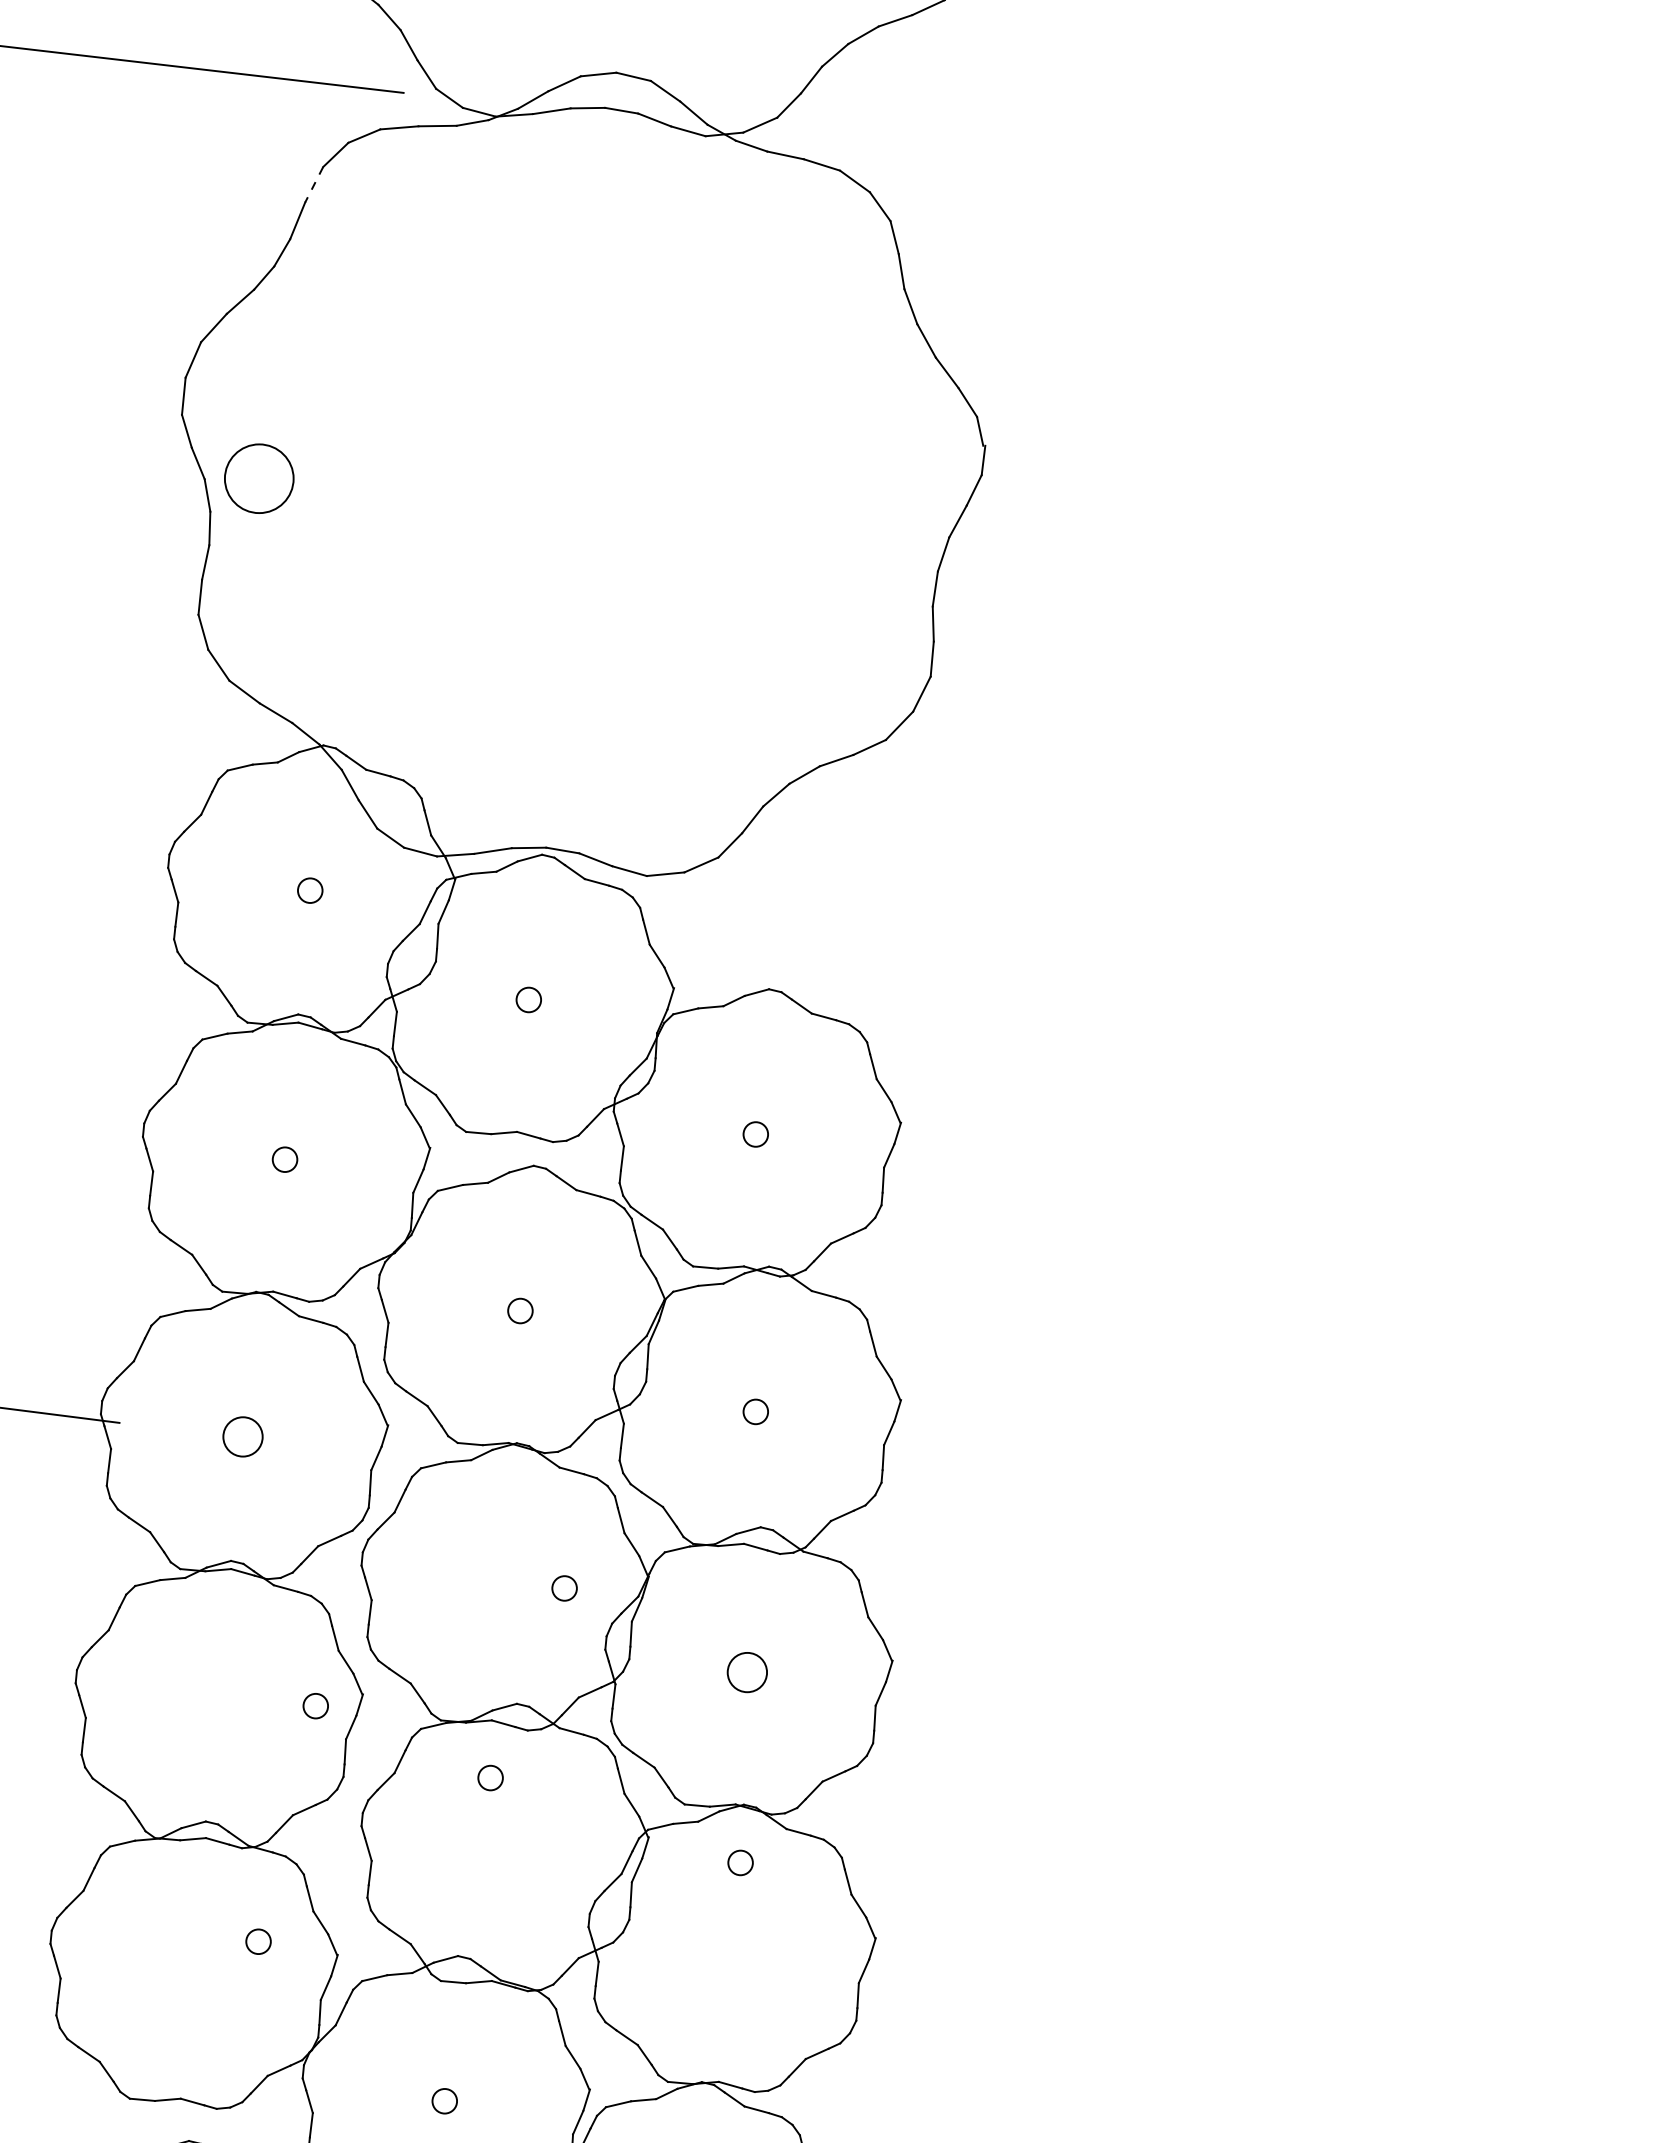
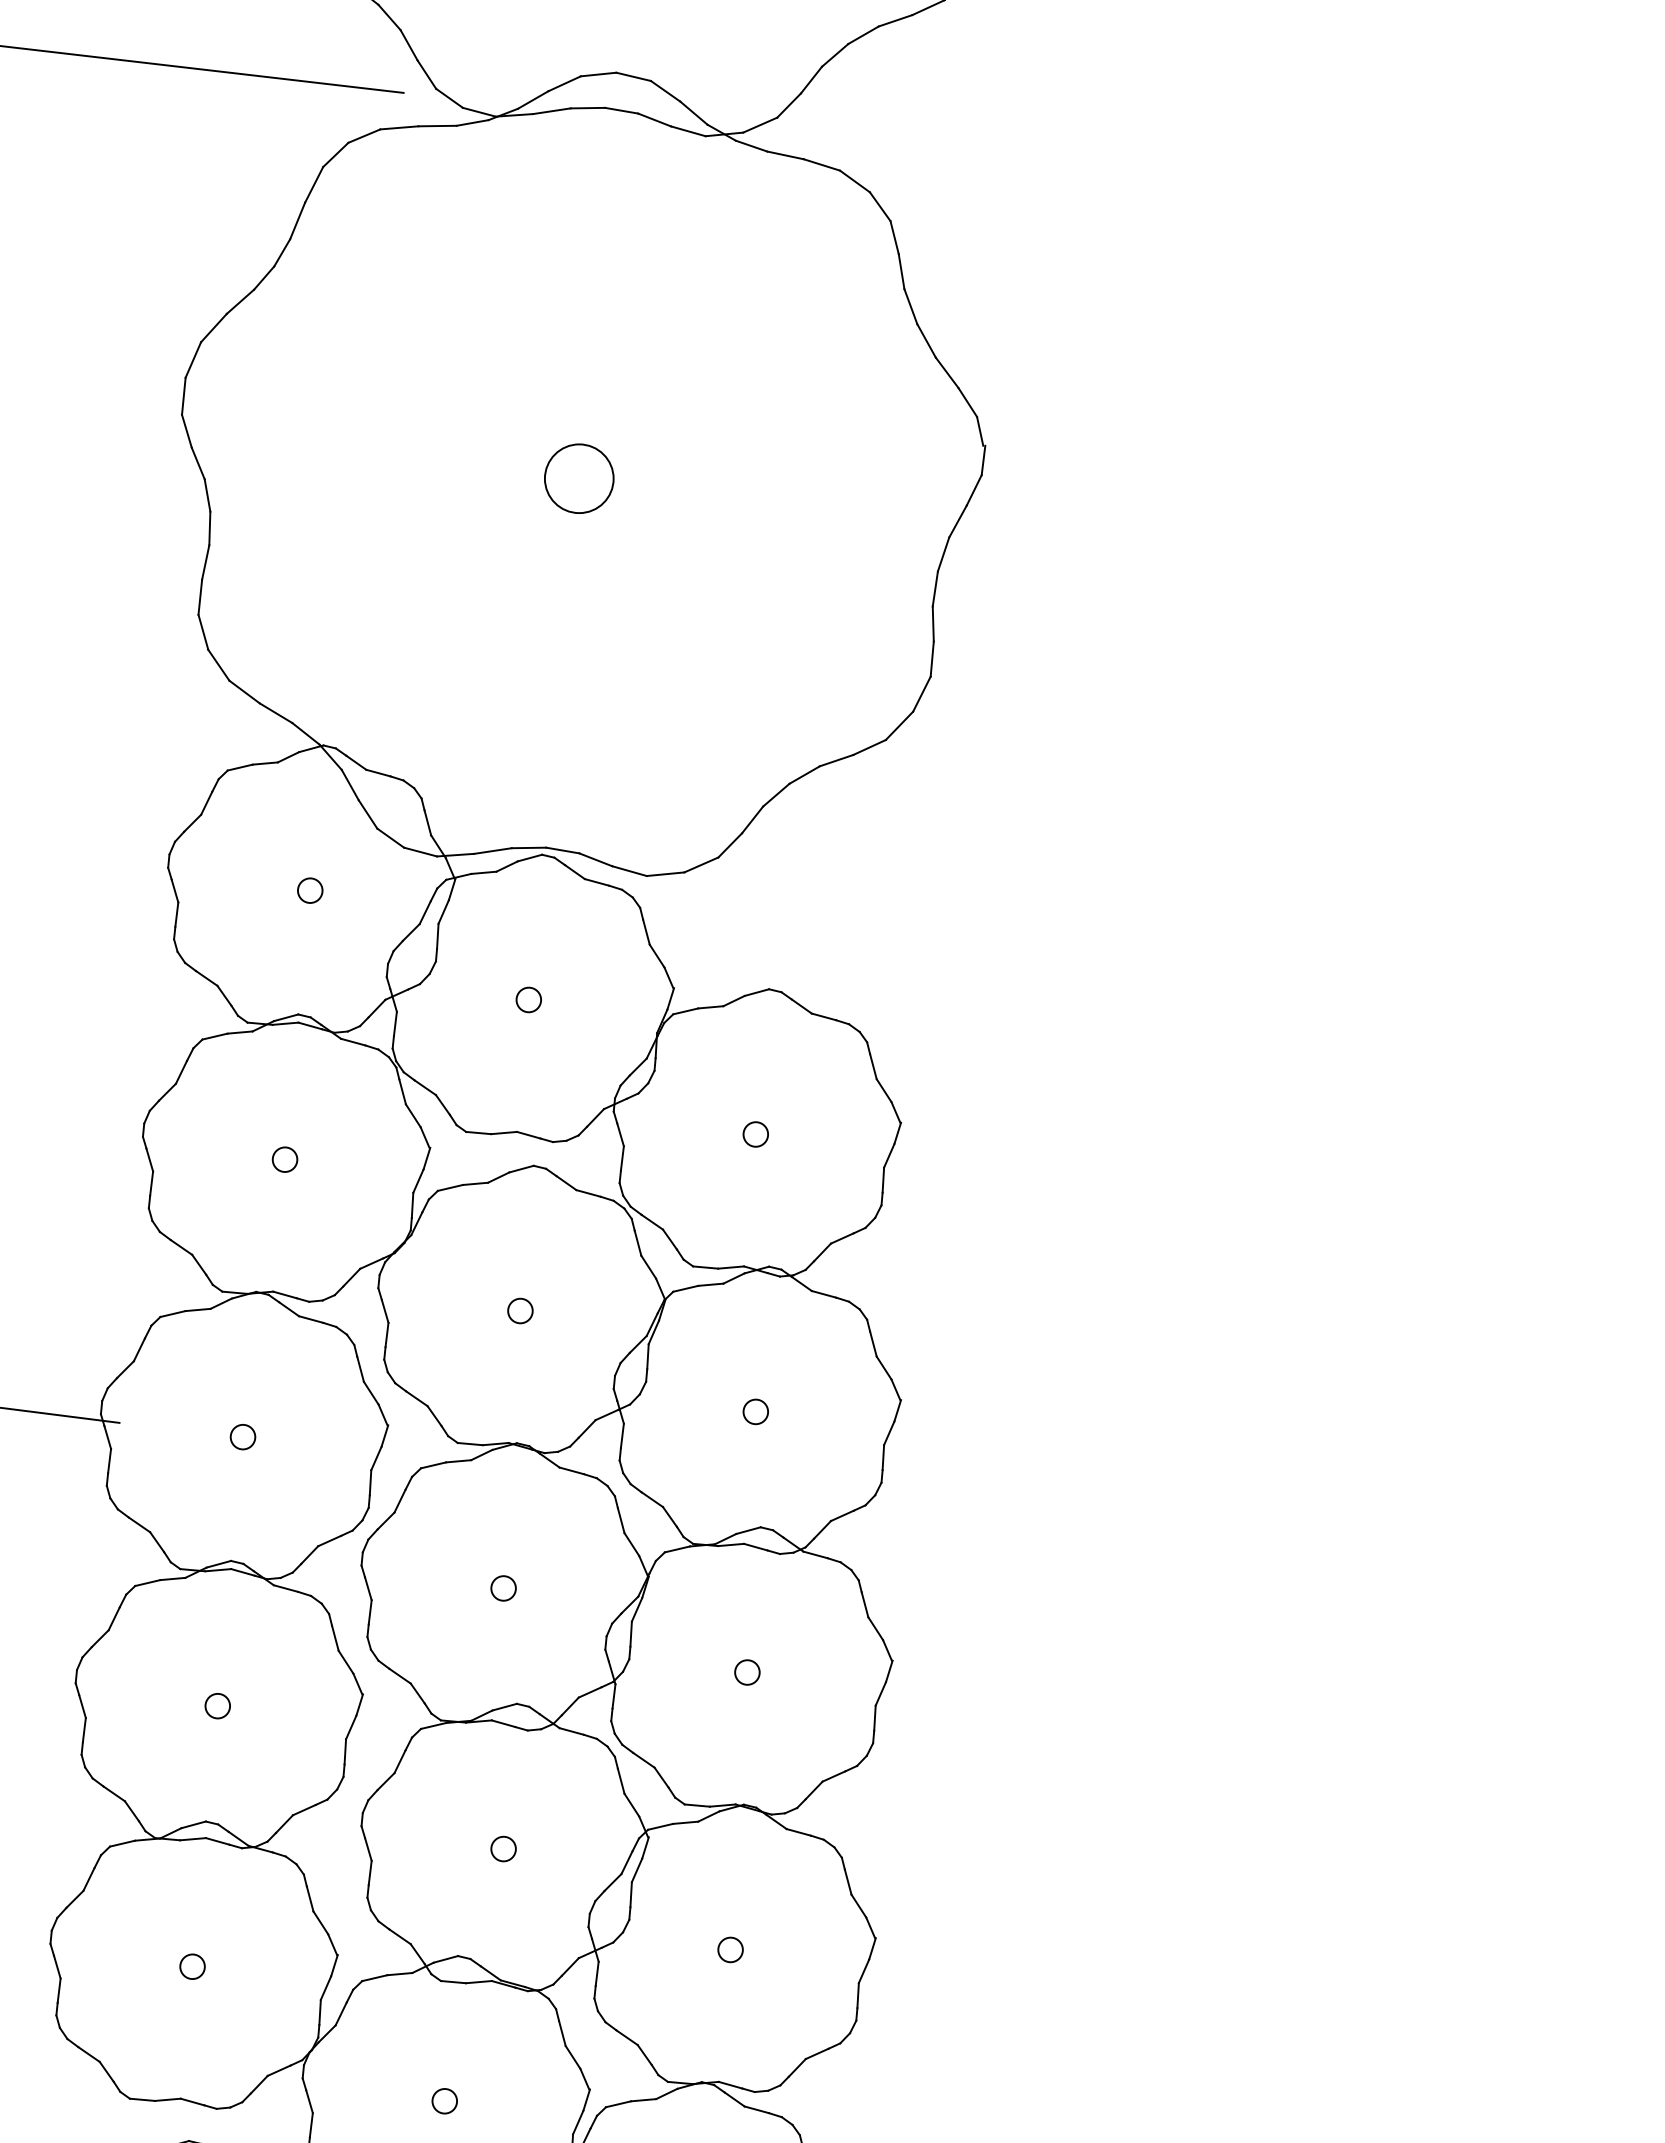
line: dashed -> solid (314, 184)
circle position: (259, 478) -> (579, 478) (579, 478)
circle size: 42x42 px -> 28x27 px (242, 1437)
circle position: (564, 1588) -> (503, 1588) (503, 1588)
circle size: 42x42 px -> 27x27 px (747, 1672)
circle position: (315, 1706) -> (217, 1706) (217, 1706)
circle position: (490, 1777) -> (503, 1848) (503, 1848)
circle position: (740, 1862) -> (730, 1949) (730, 1949)
circle position: (258, 1941) -> (192, 1966) (192, 1966)
